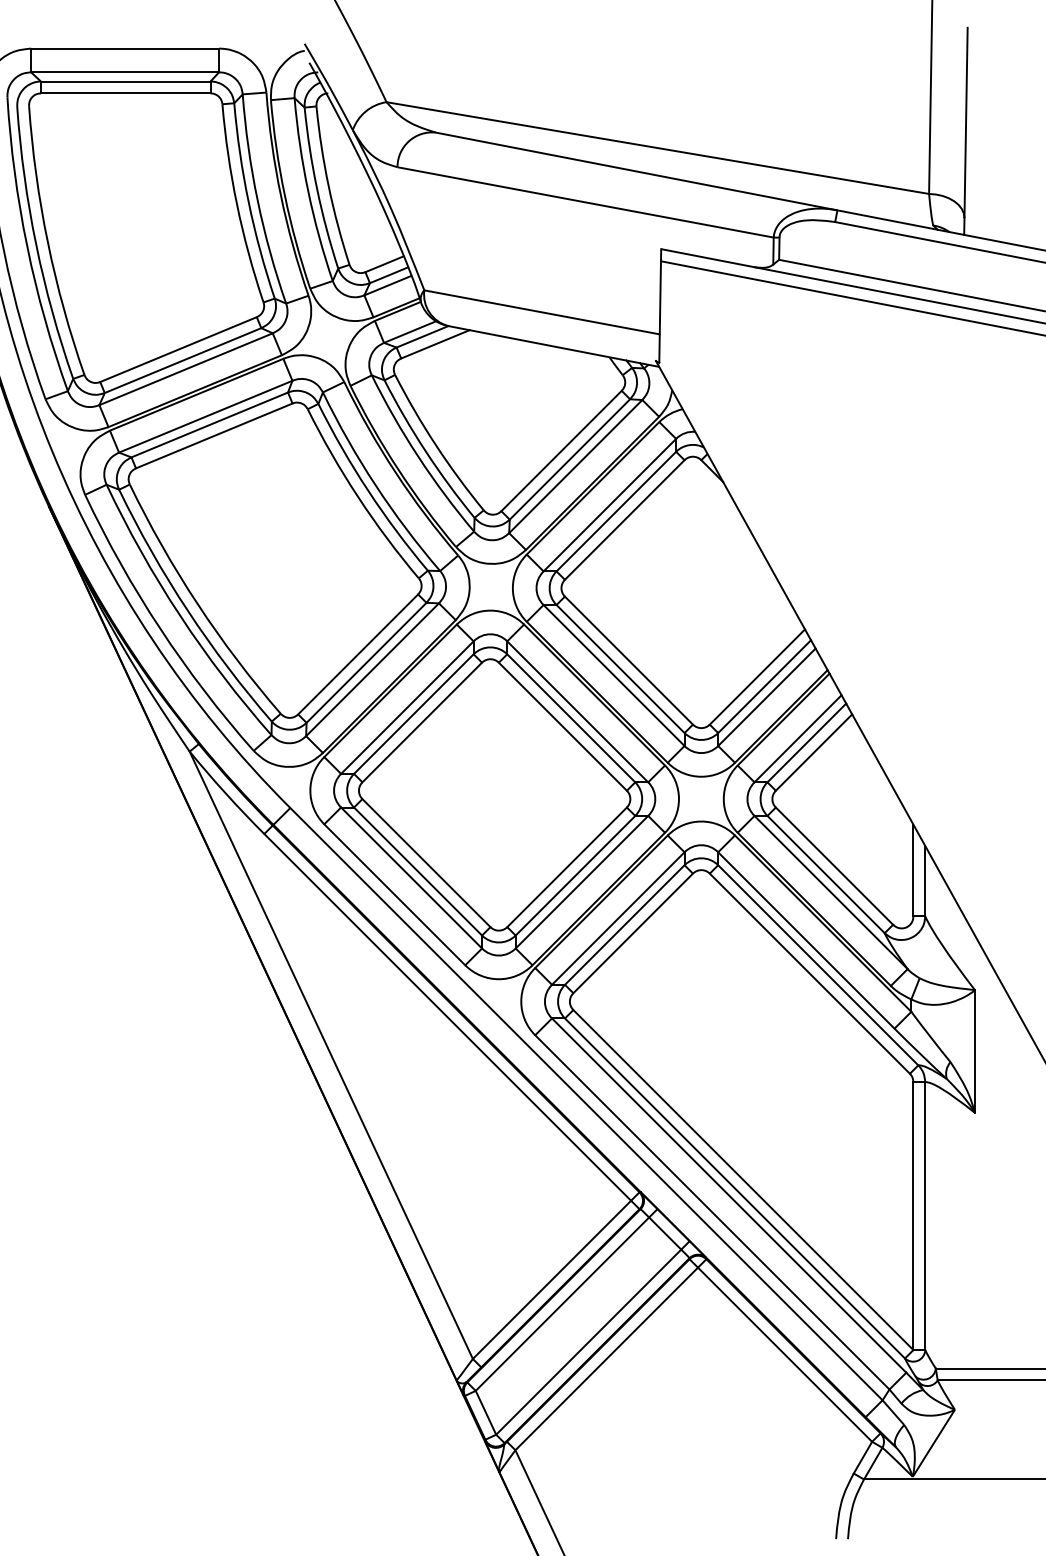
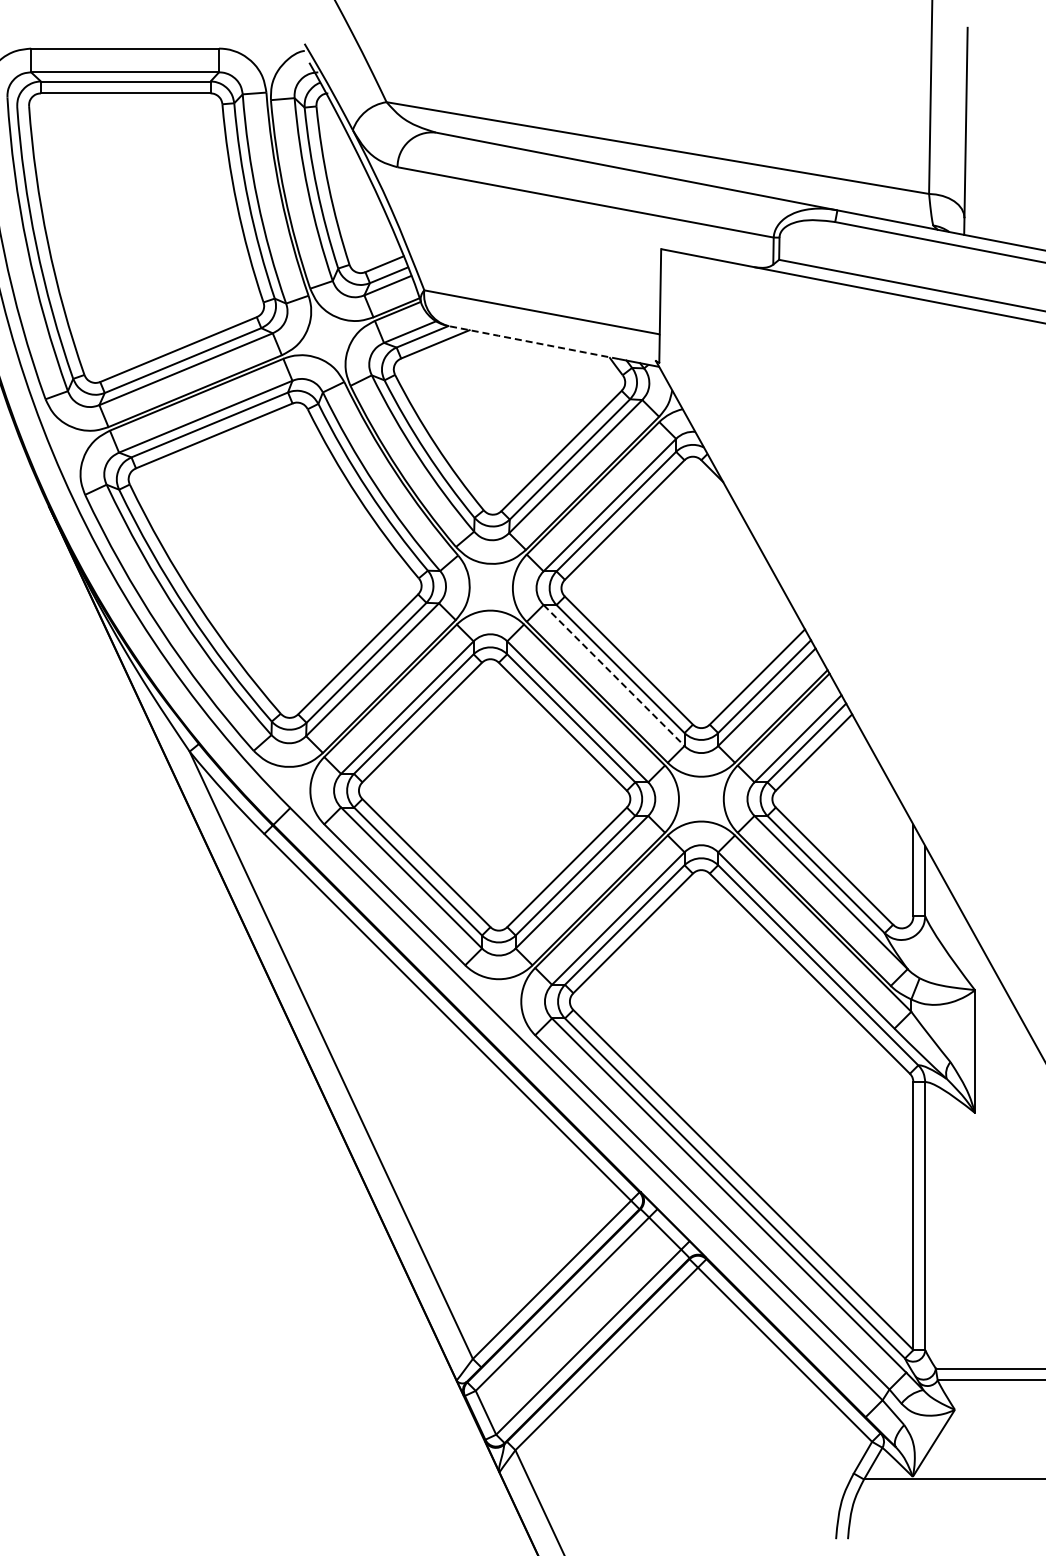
line: present -> none (851, 298)
line: solid -> dashed (533, 342)
line: solid -> dashed (614, 675)
